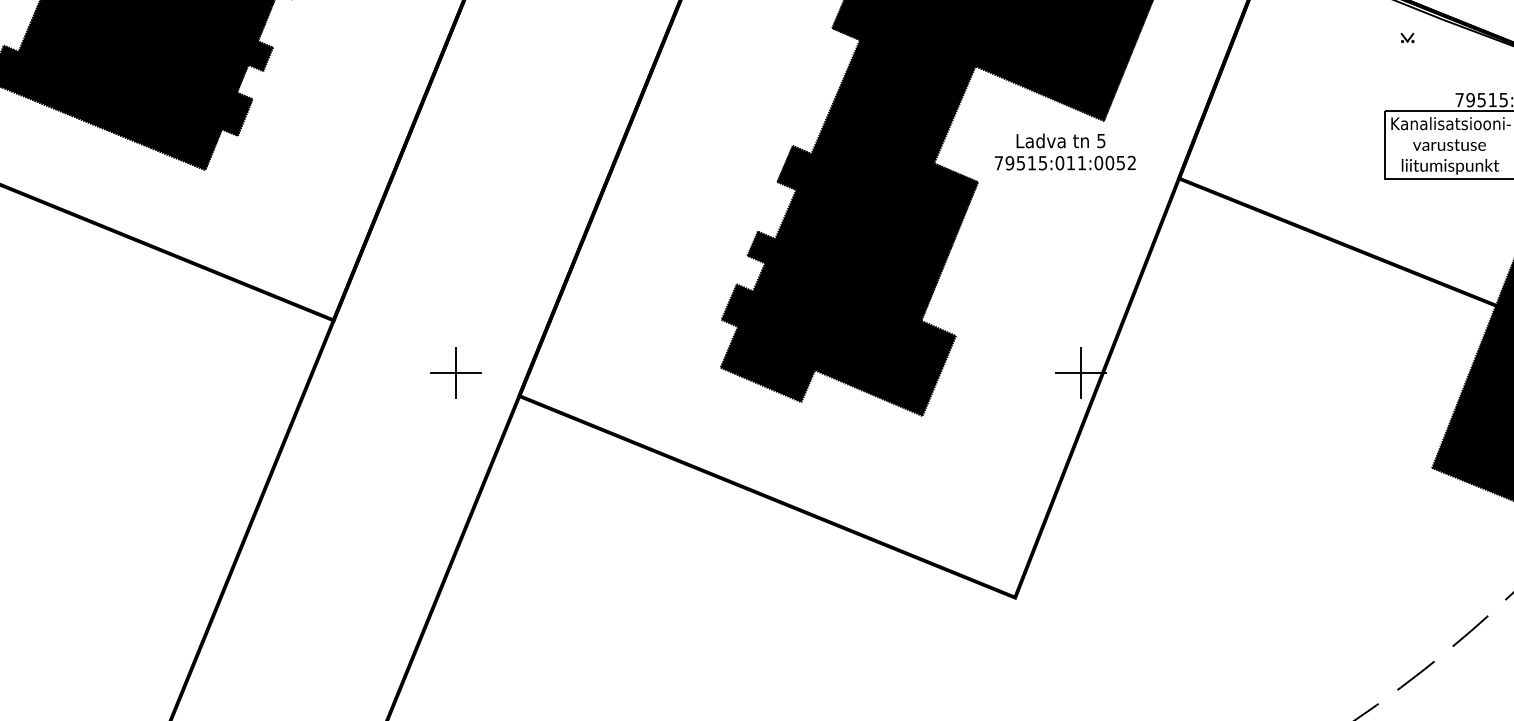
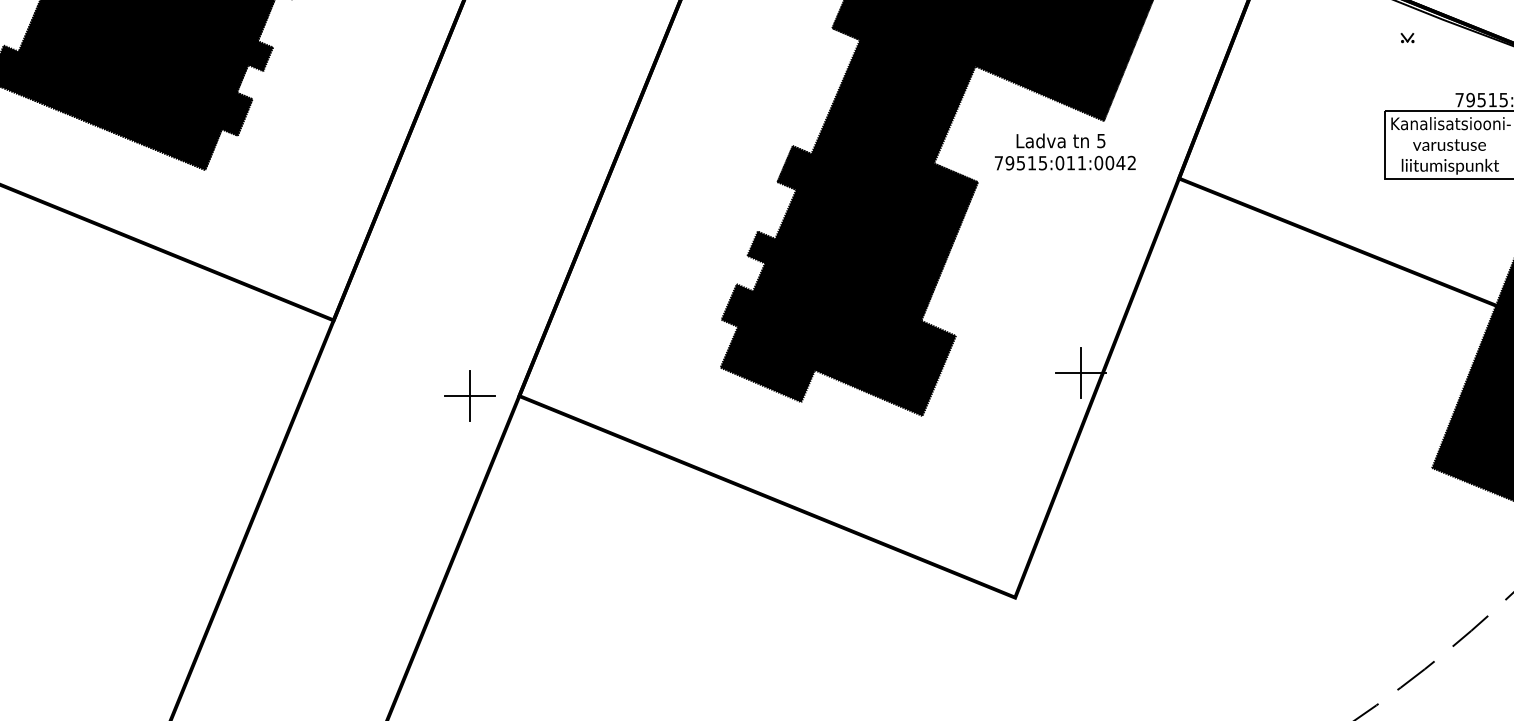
text: 79515:011:0052 -> 79515:011:0042 (1120, 163)
part position: (455, 372) -> (469, 395) (469, 395)
